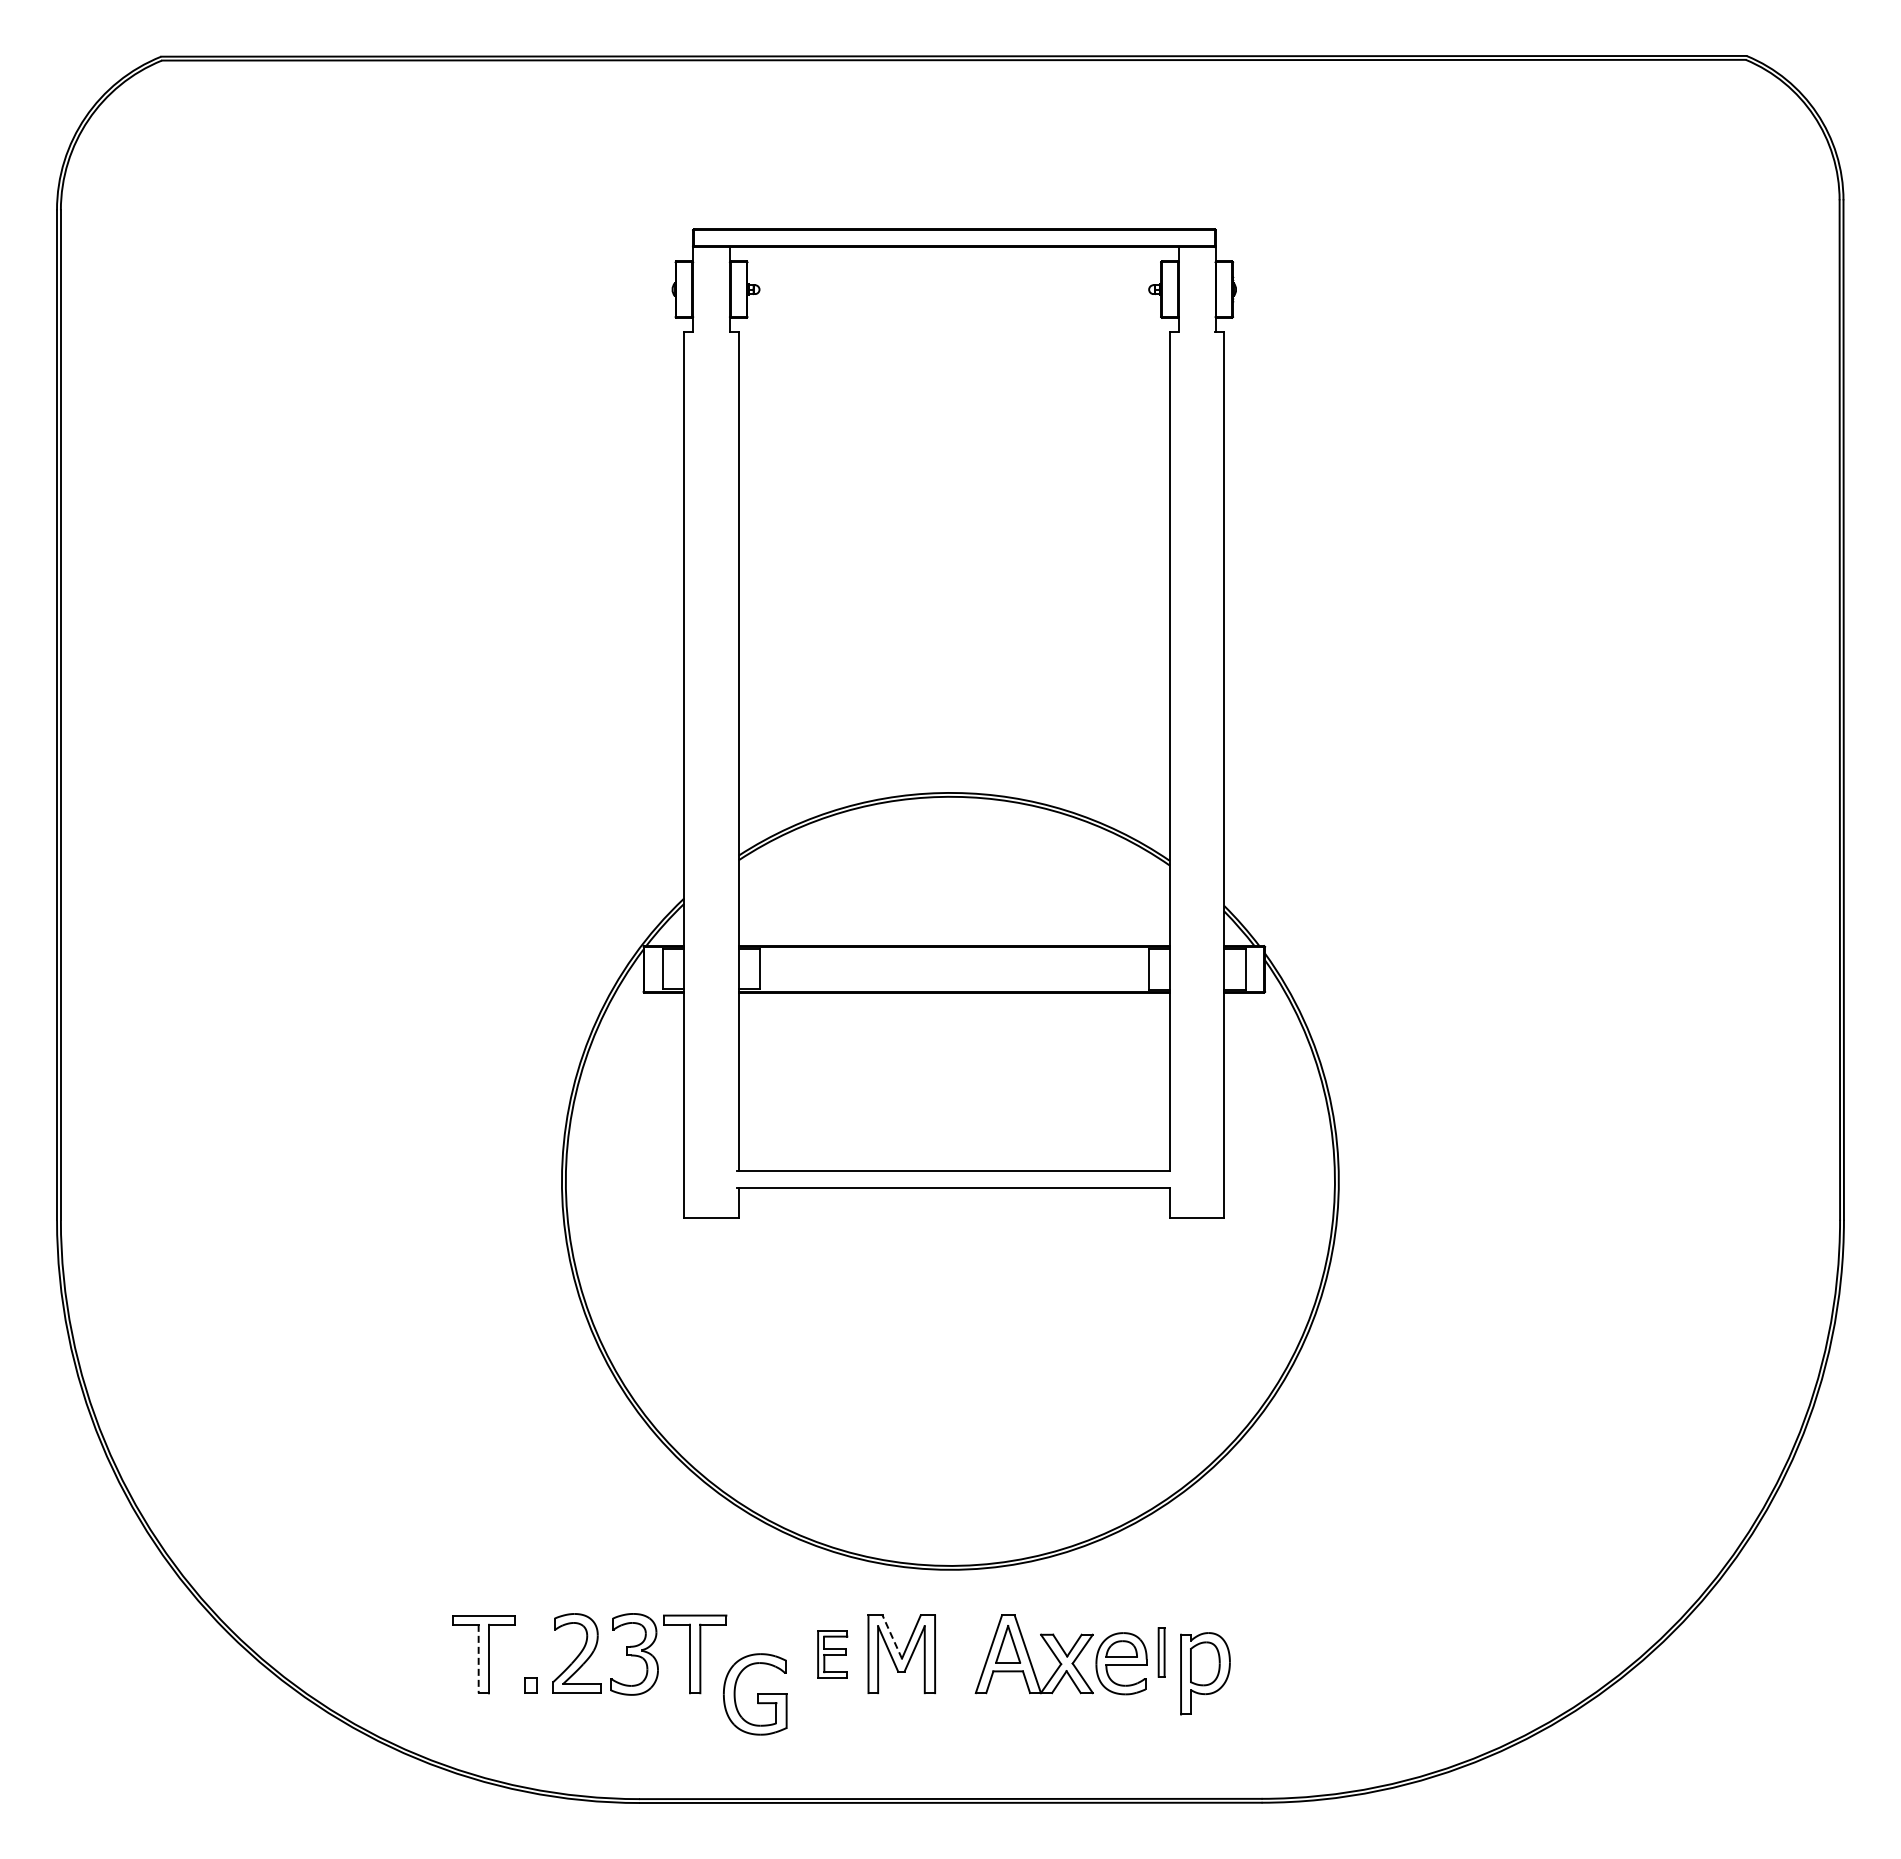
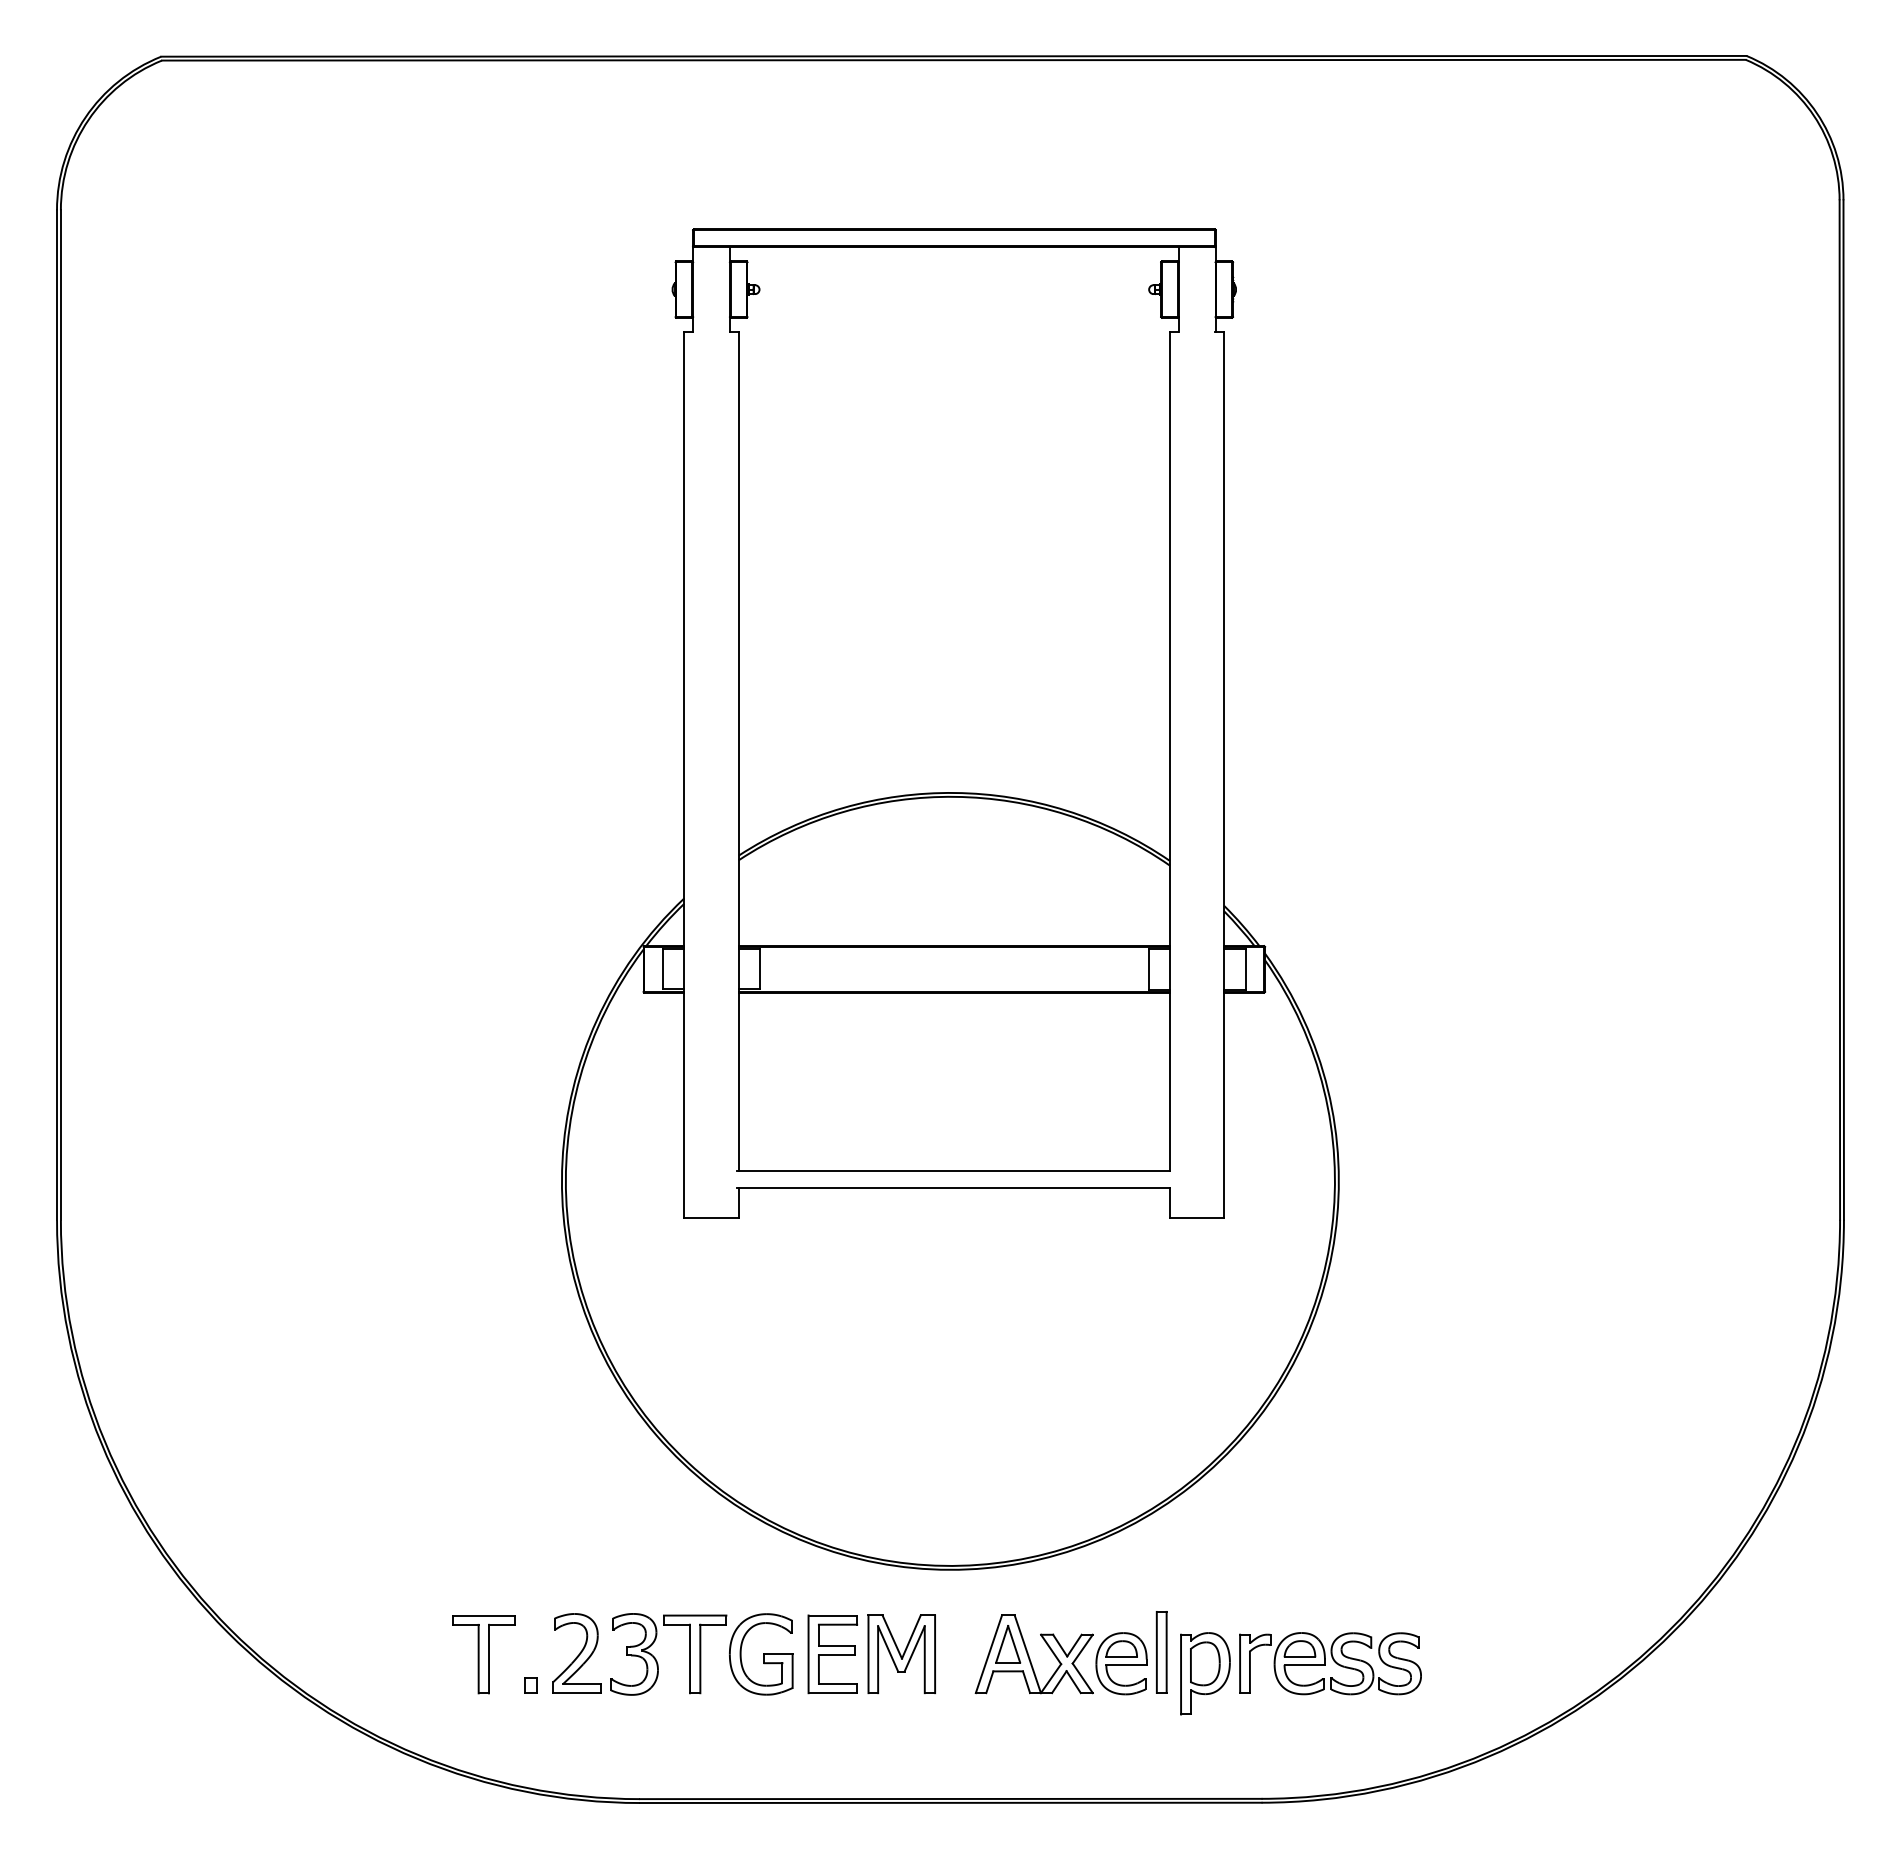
line: dashed -> solid (892, 1637)
part size: 9x51 px -> 13x83 px (1161, 1652)
part size: 32x49 px -> 51x81 px (832, 1654)
line: dashed -> solid (478, 1659)
part: none -> present (1330, 1663)
part position: (755, 1694) -> (761, 1654) (761, 1654)
